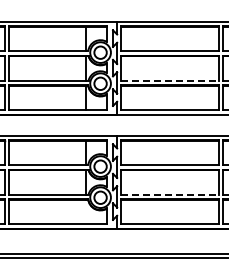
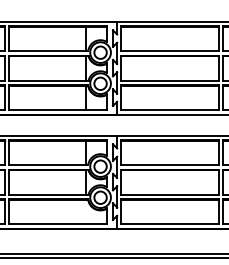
line: dashed -> solid (170, 80)
line: dashed -> solid (170, 194)
